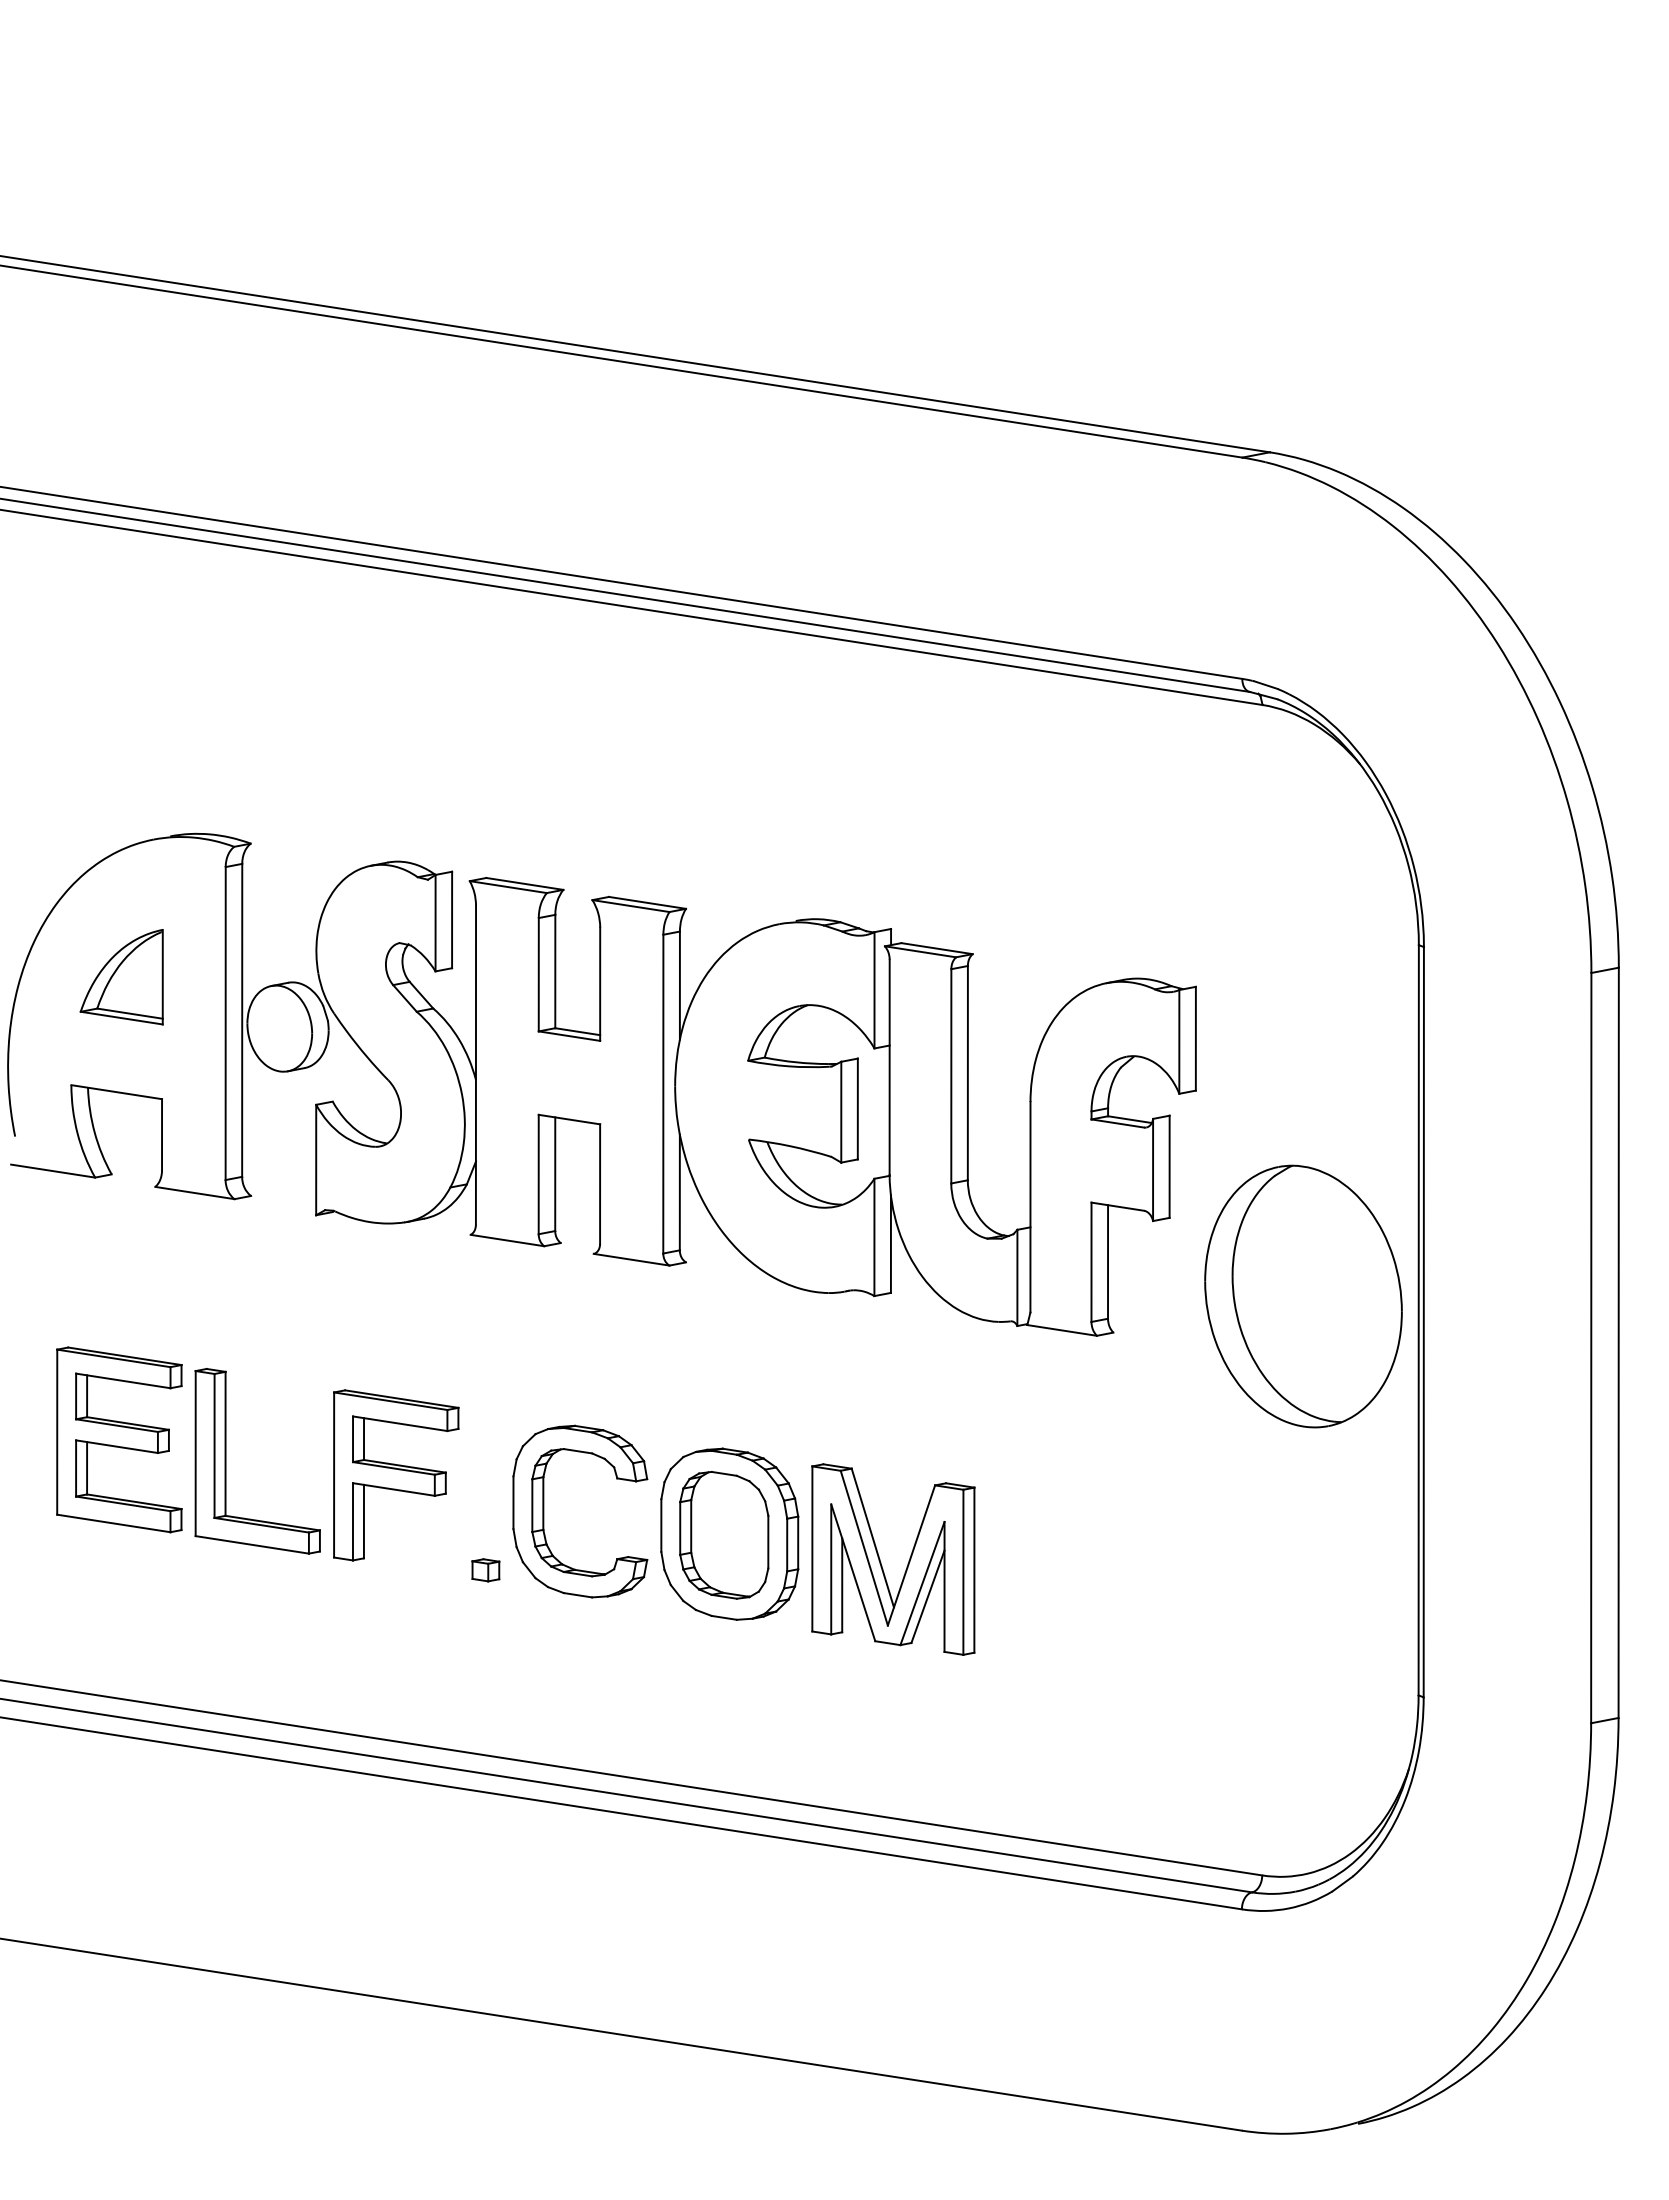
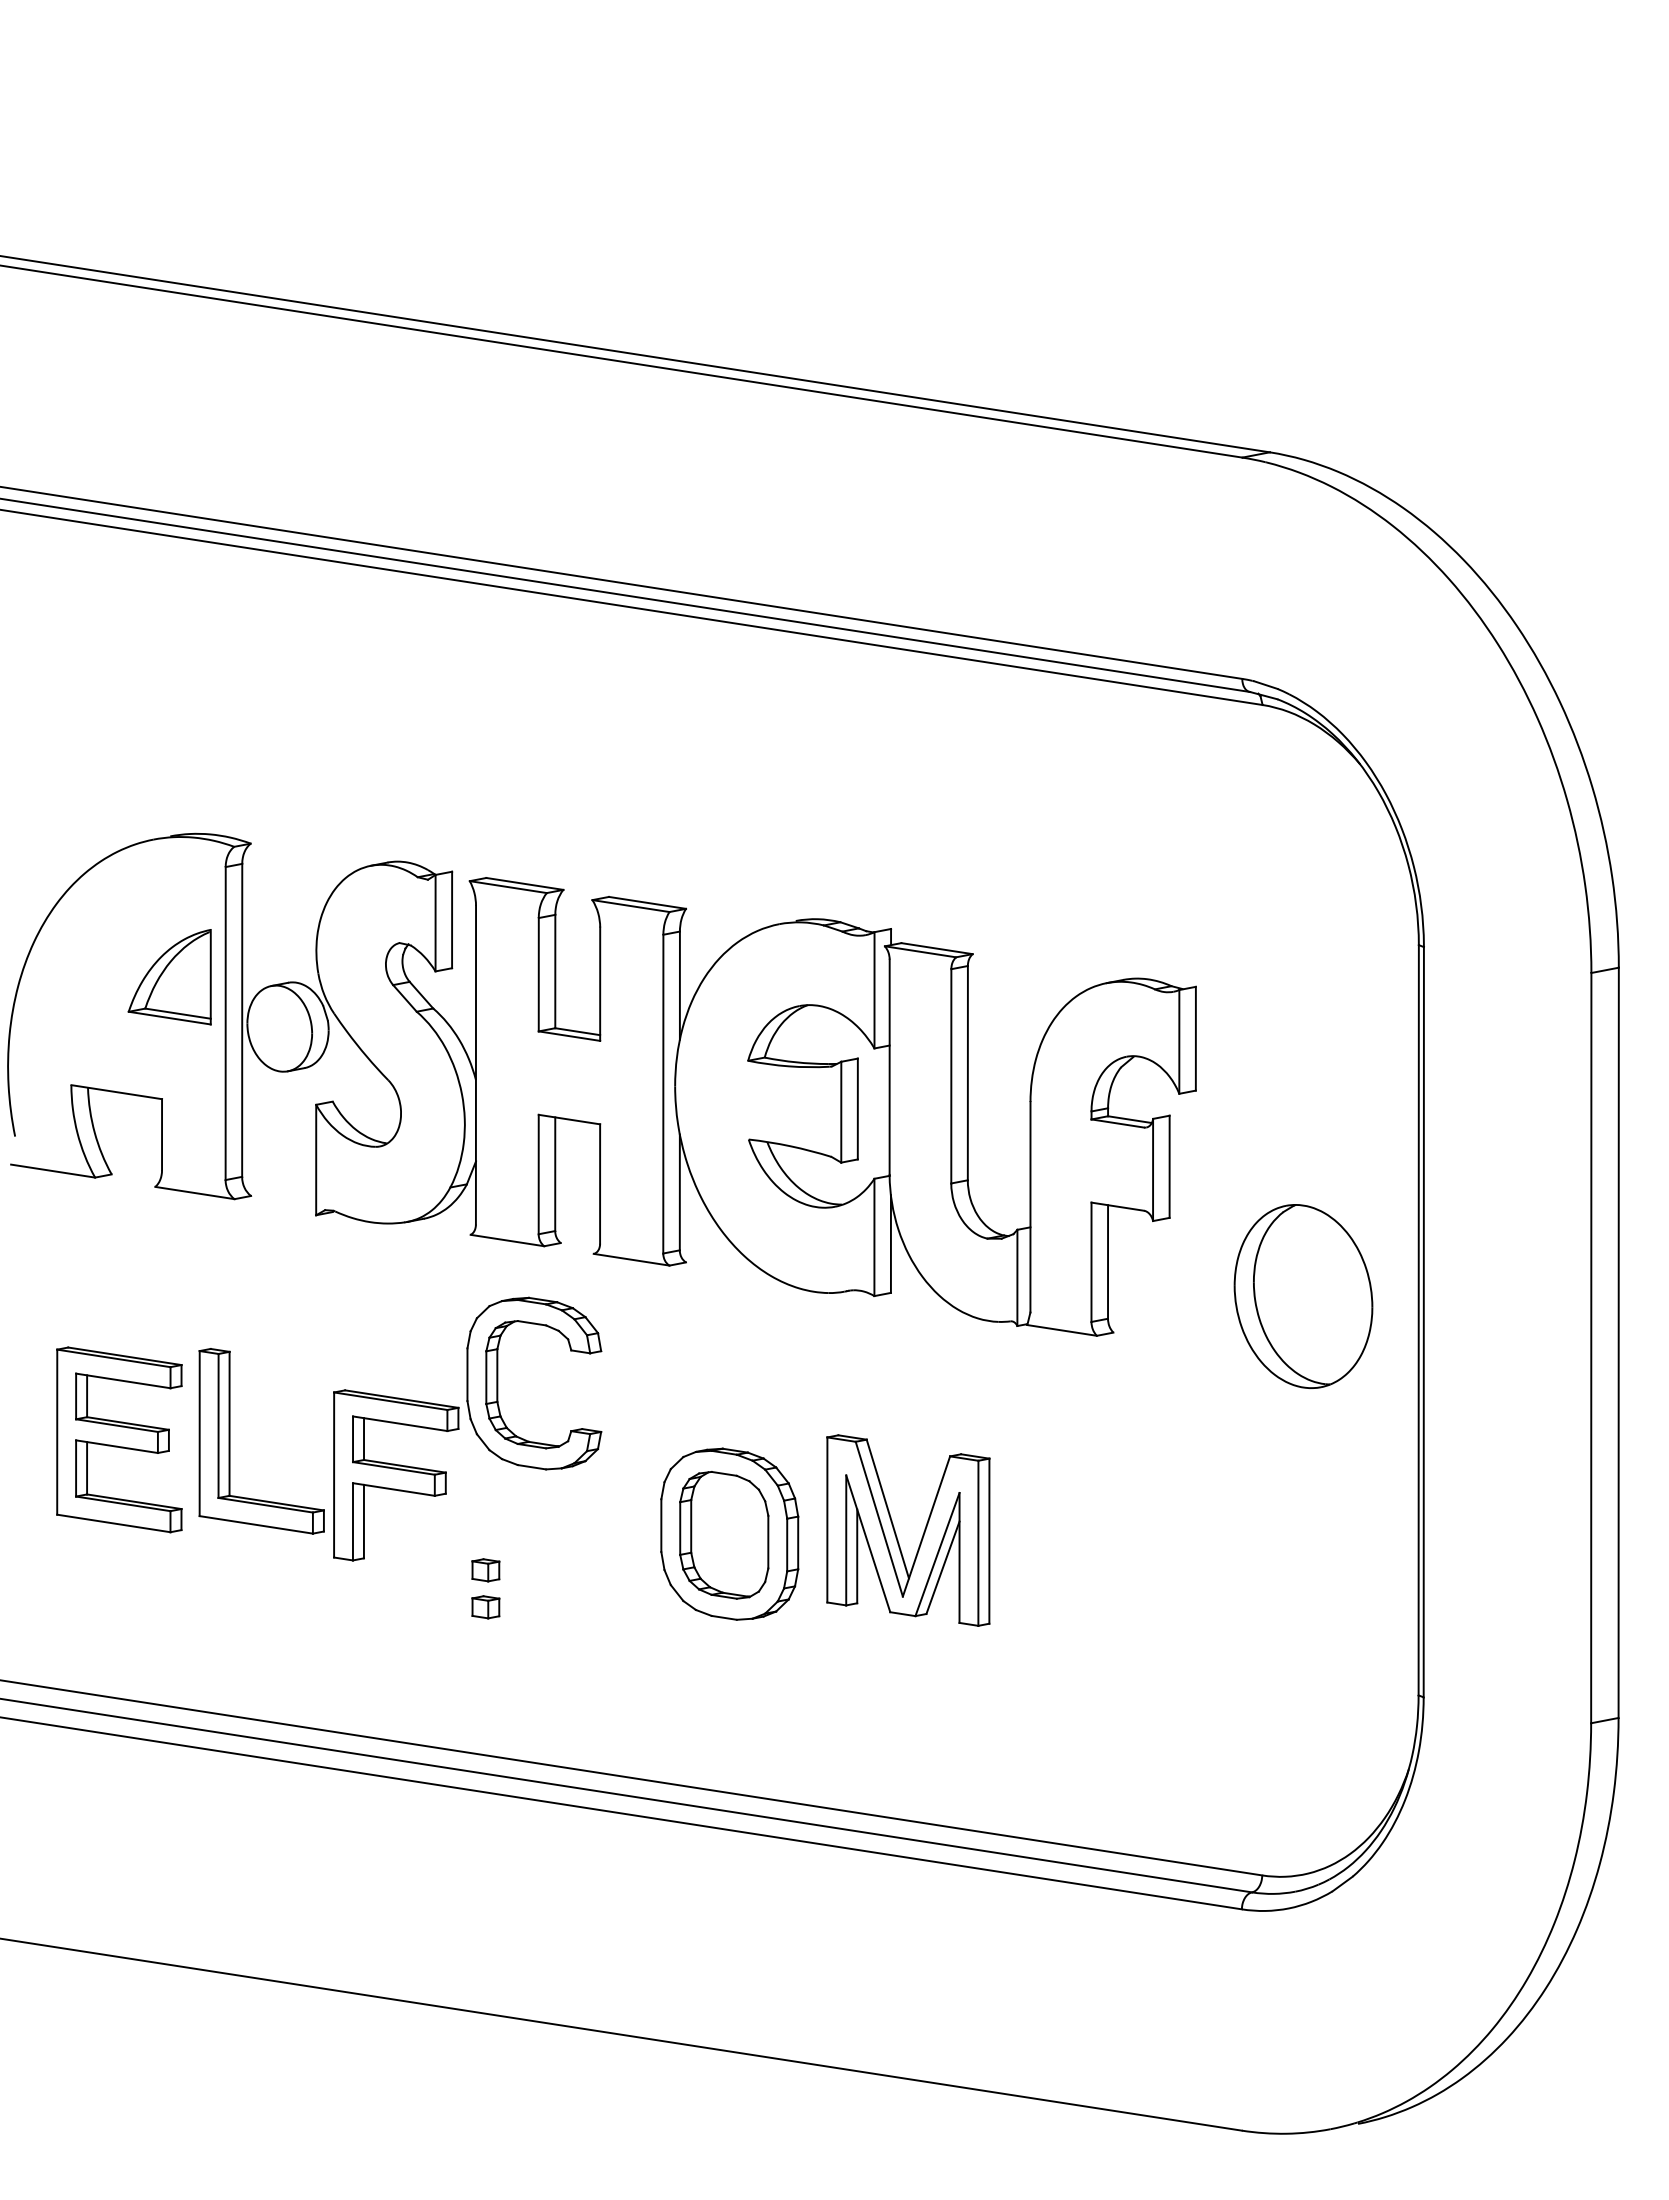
part position: (121, 977) -> (169, 977) (169, 977)
part size: 199x265 px -> 141x185 px (1303, 1296)
part position: (226, 1461) -> (230, 1441) (230, 1441)
part position: (544, 1511) -> (498, 1383) (498, 1383)
part position: (881, 1562) -> (896, 1533) (896, 1533)
part: none -> present (485, 1607)
